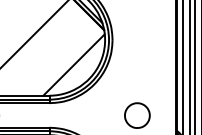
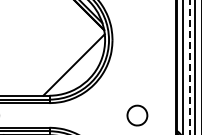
line: present -> none (34, 34)
line: solid -> dashed (189, 67)
part size: 27x27 px -> 23x23 px (137, 115)
